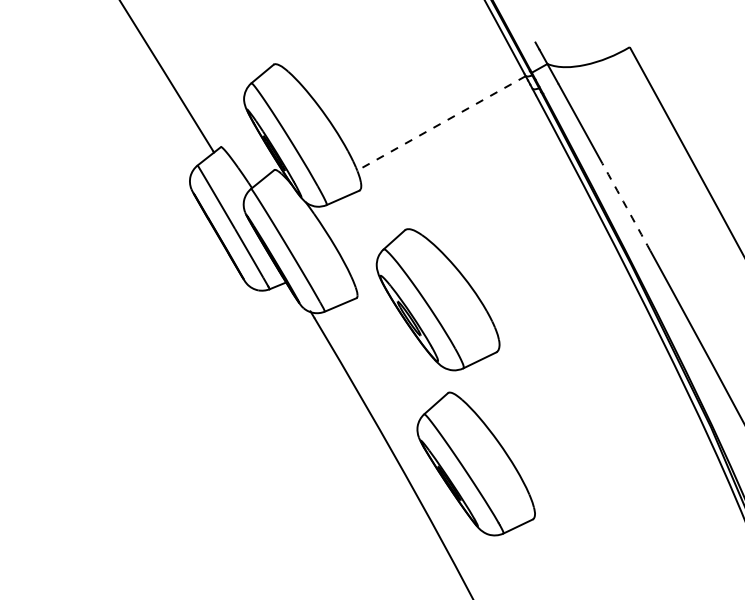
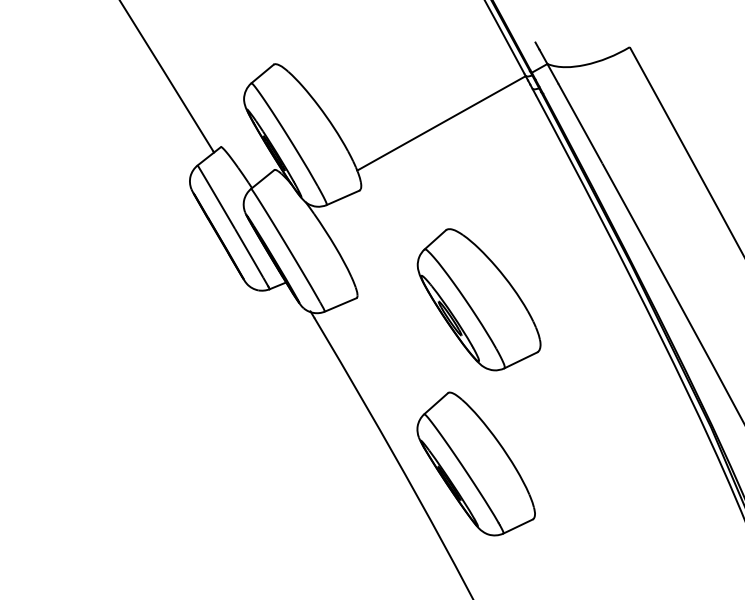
line: dashed -> solid (441, 123)
arc: dashed -> solid (626, 207)
part position: (437, 299) -> (478, 299) (478, 299)
